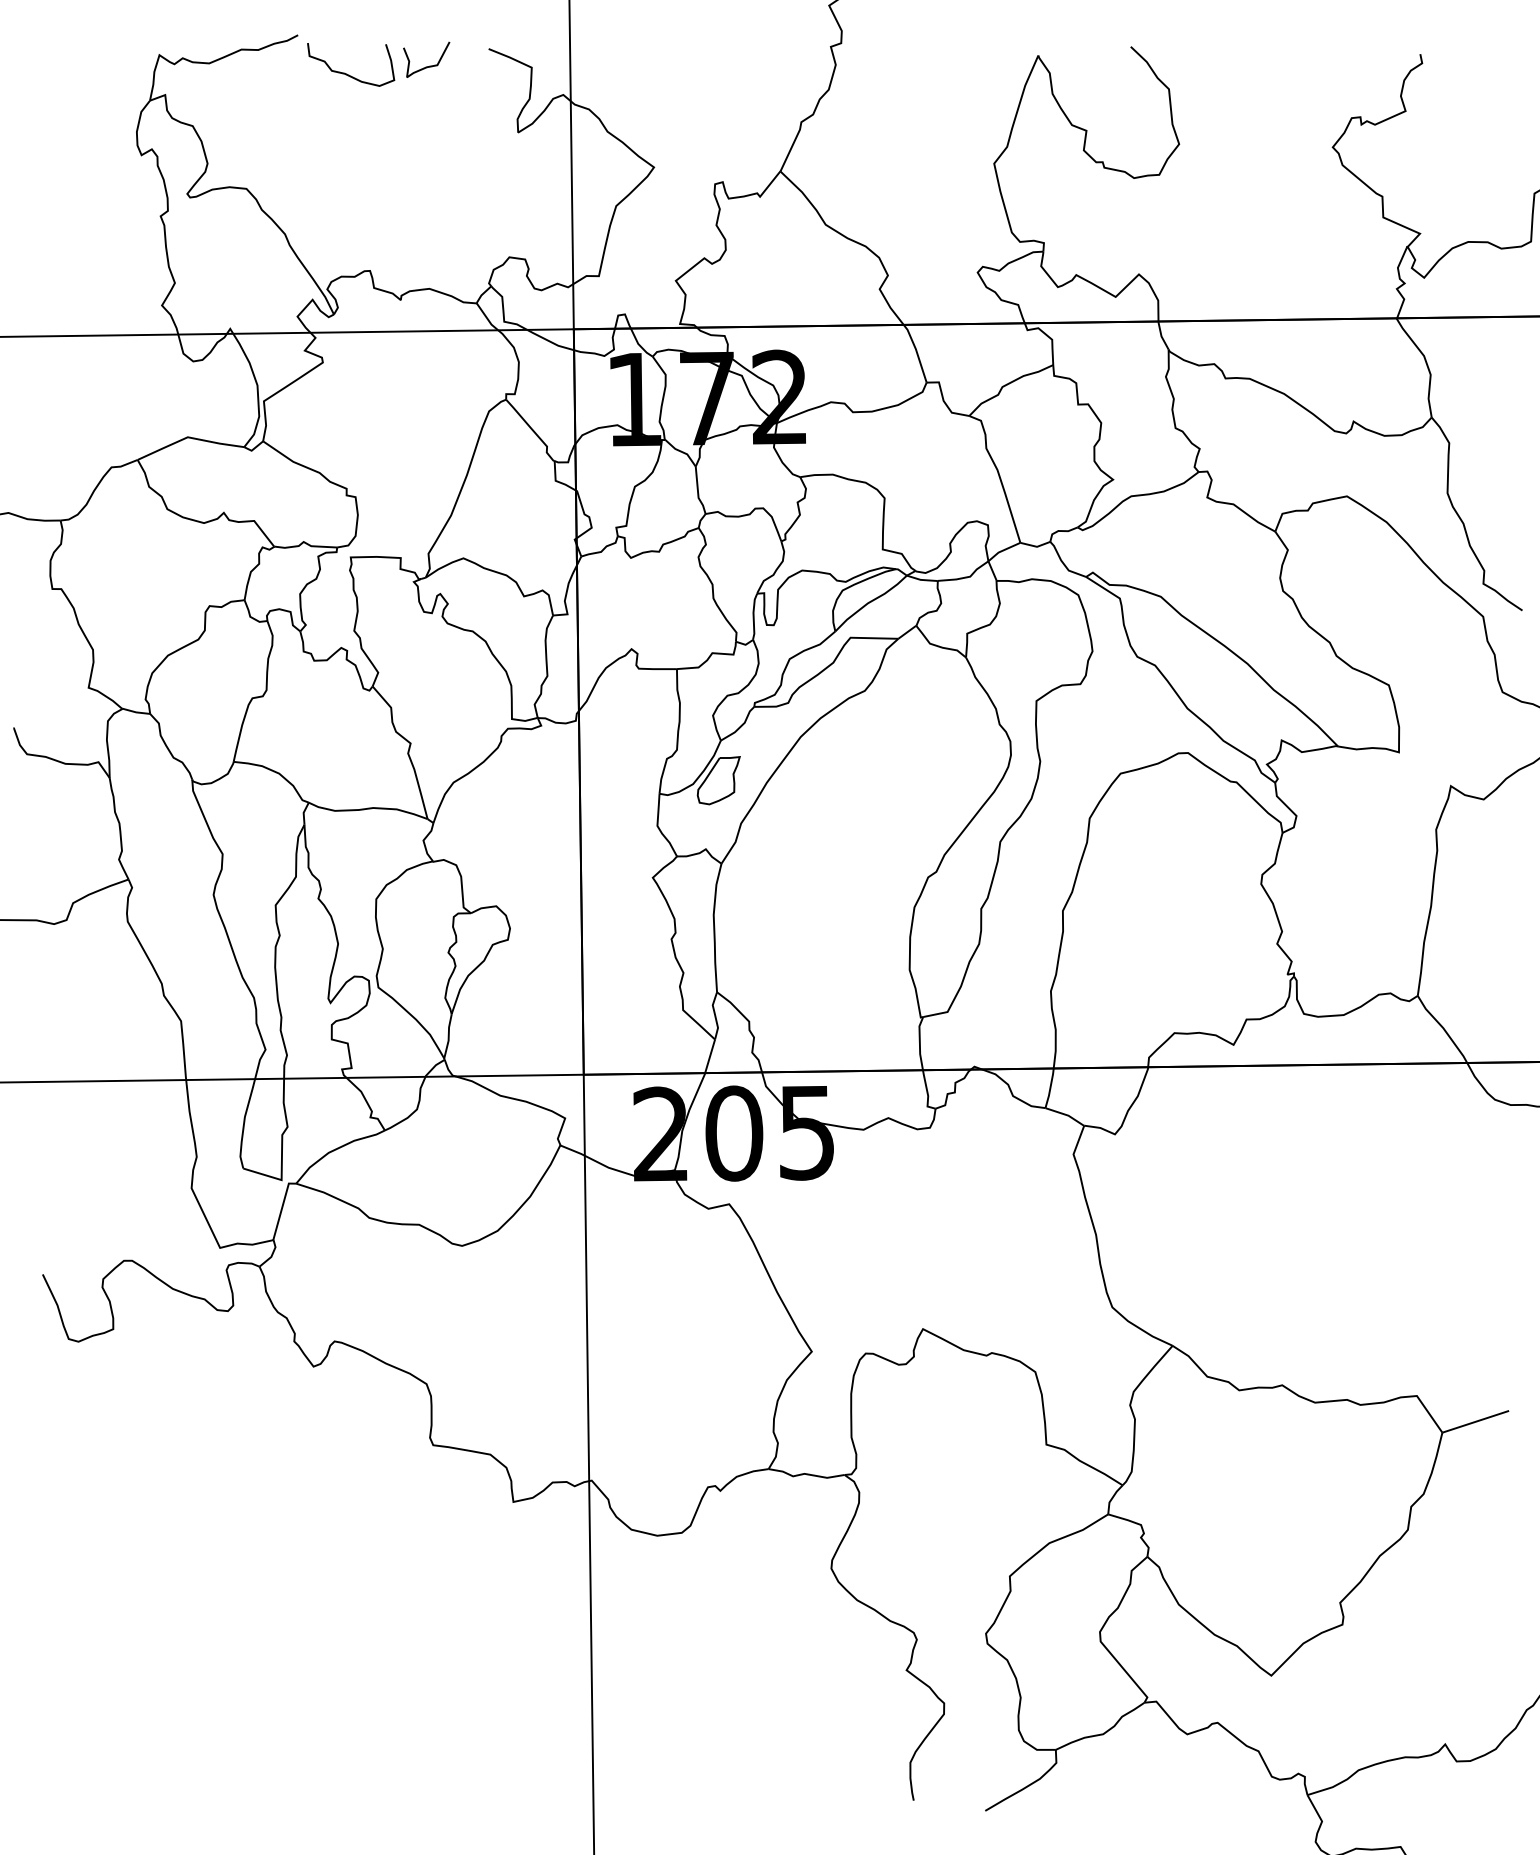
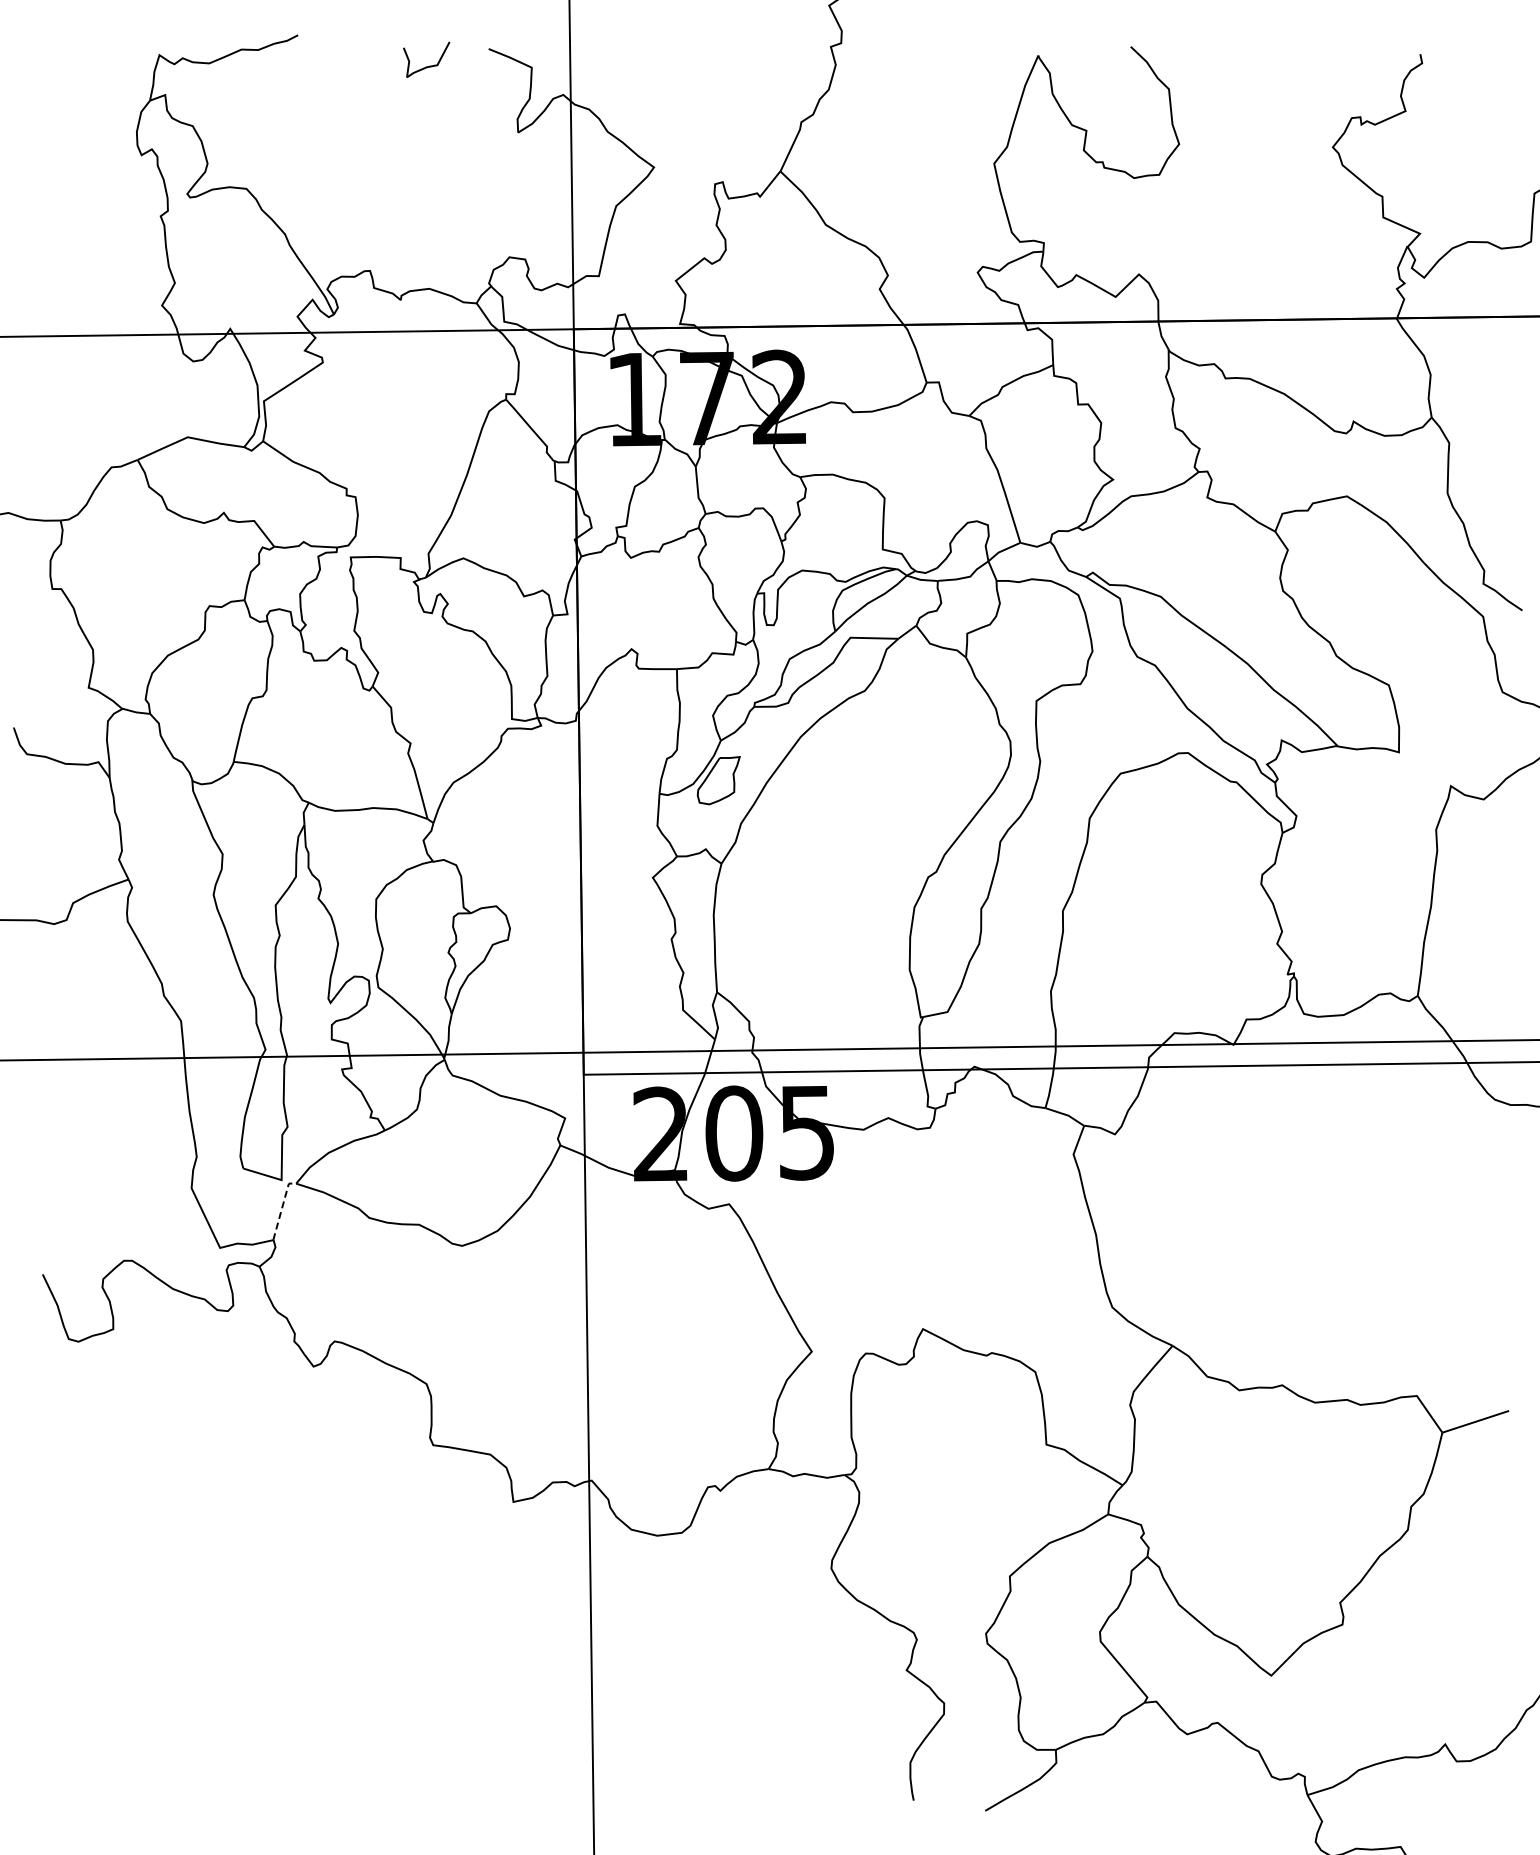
curve: present -> none (349, 74)
line position: (769, 1072) -> (769, 1050) (769, 1050)
line: solid -> dashed (282, 1207)
